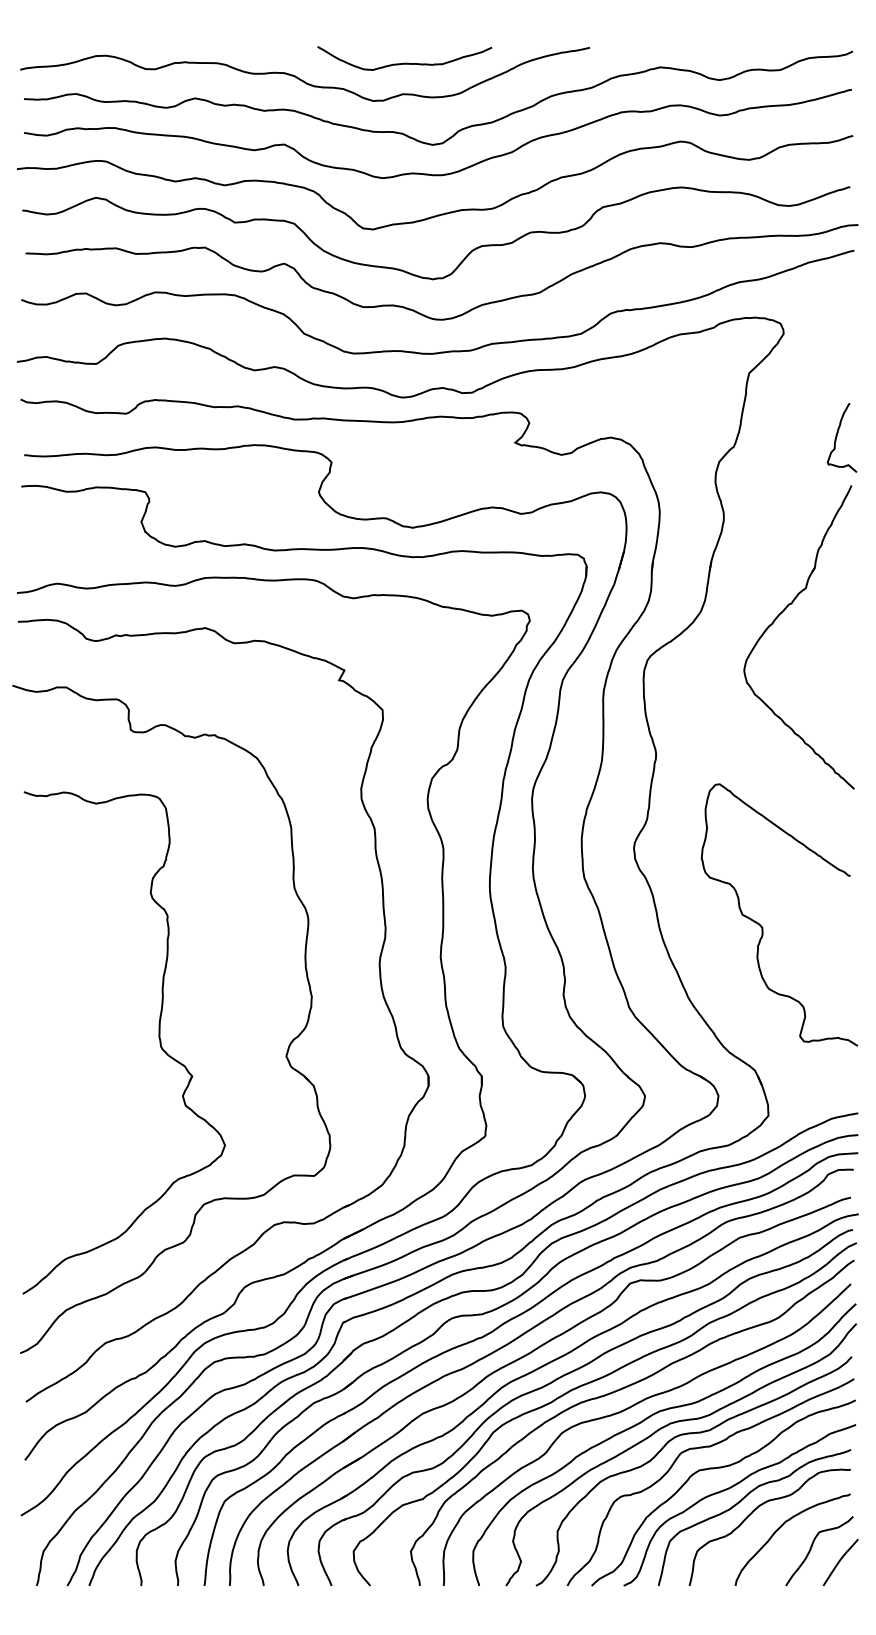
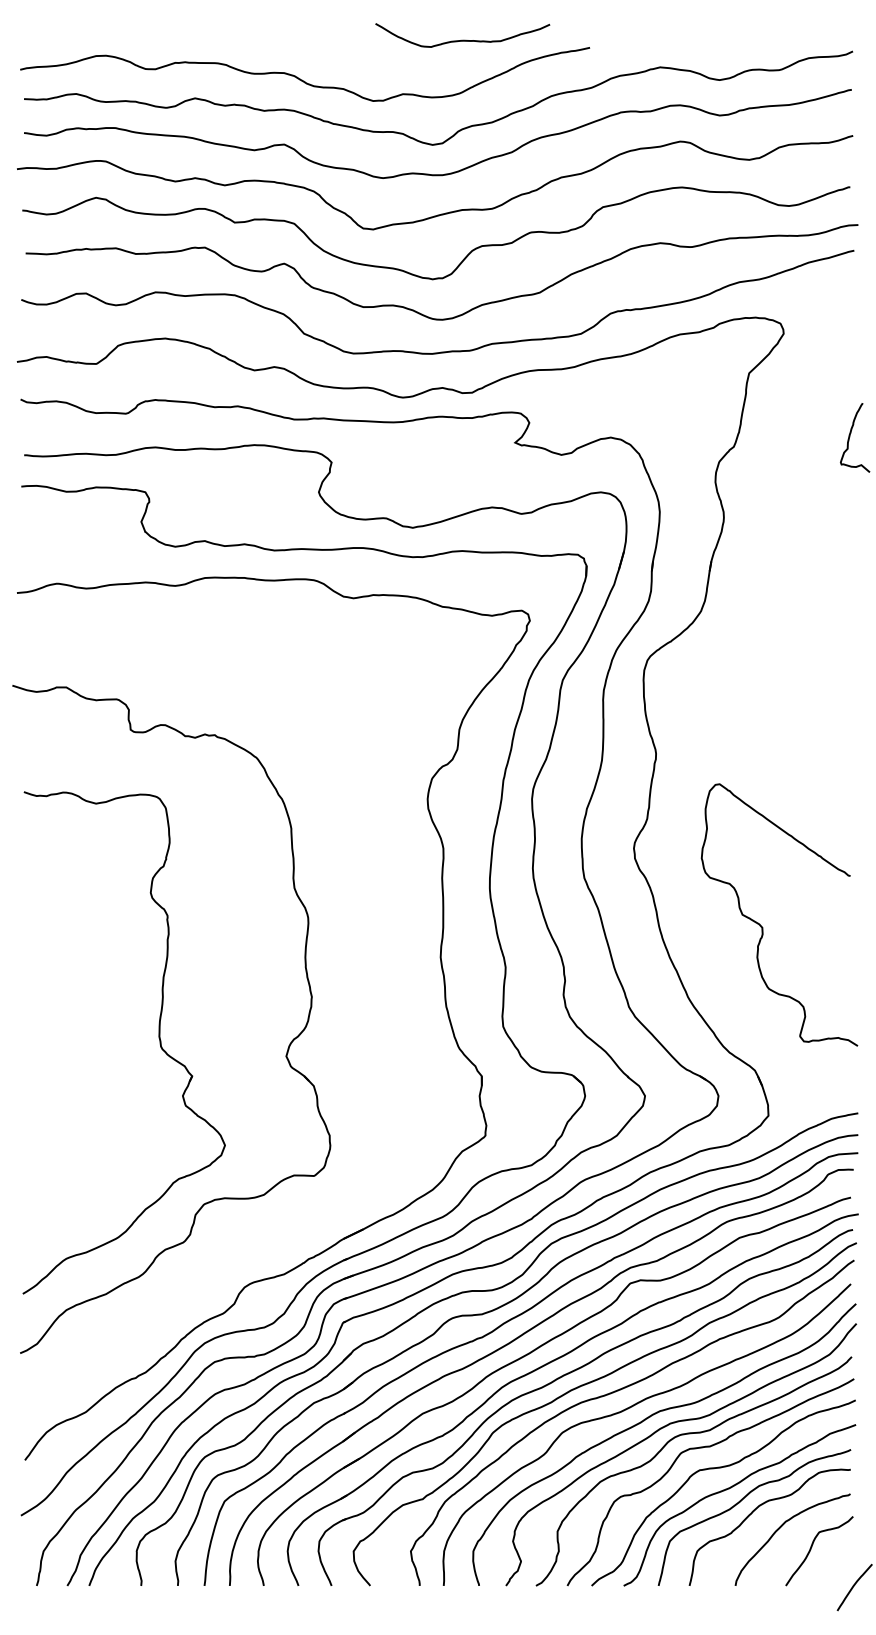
curve position: (404, 62) -> (462, 39) (462, 39)
curve position: (837, 437) -> (850, 437) (850, 437)
part: present -> none (778, 617)
part: present -> none (380, 988)
curve position: (840, 1561) -> (854, 1586) (854, 1586)
